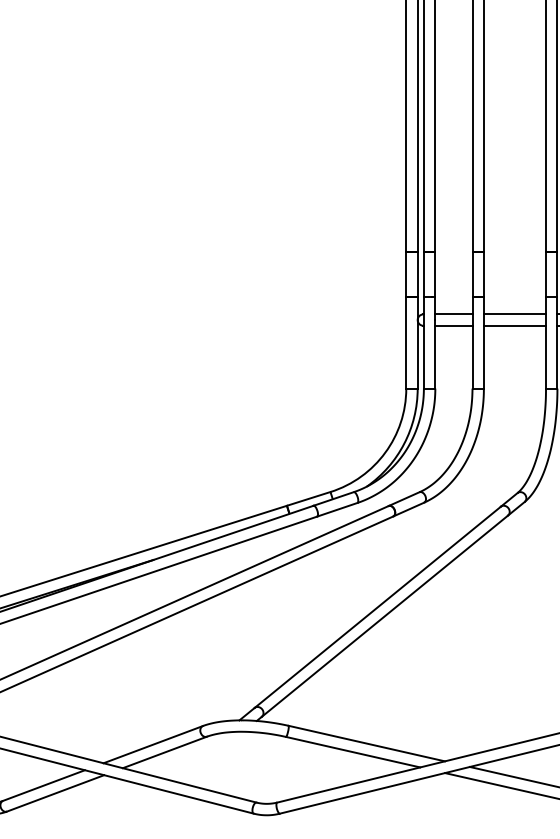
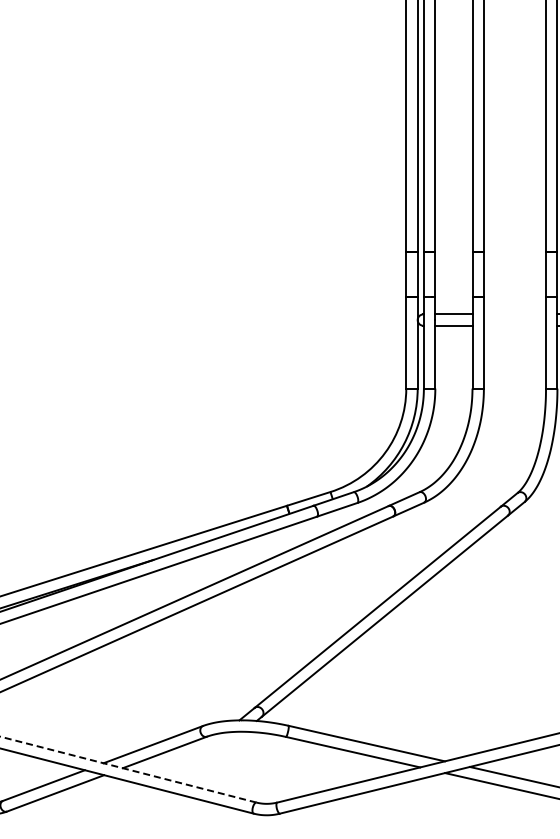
line: present -> none (514, 314)
line: present -> none (514, 325)
line: solid -> dashed (127, 769)
